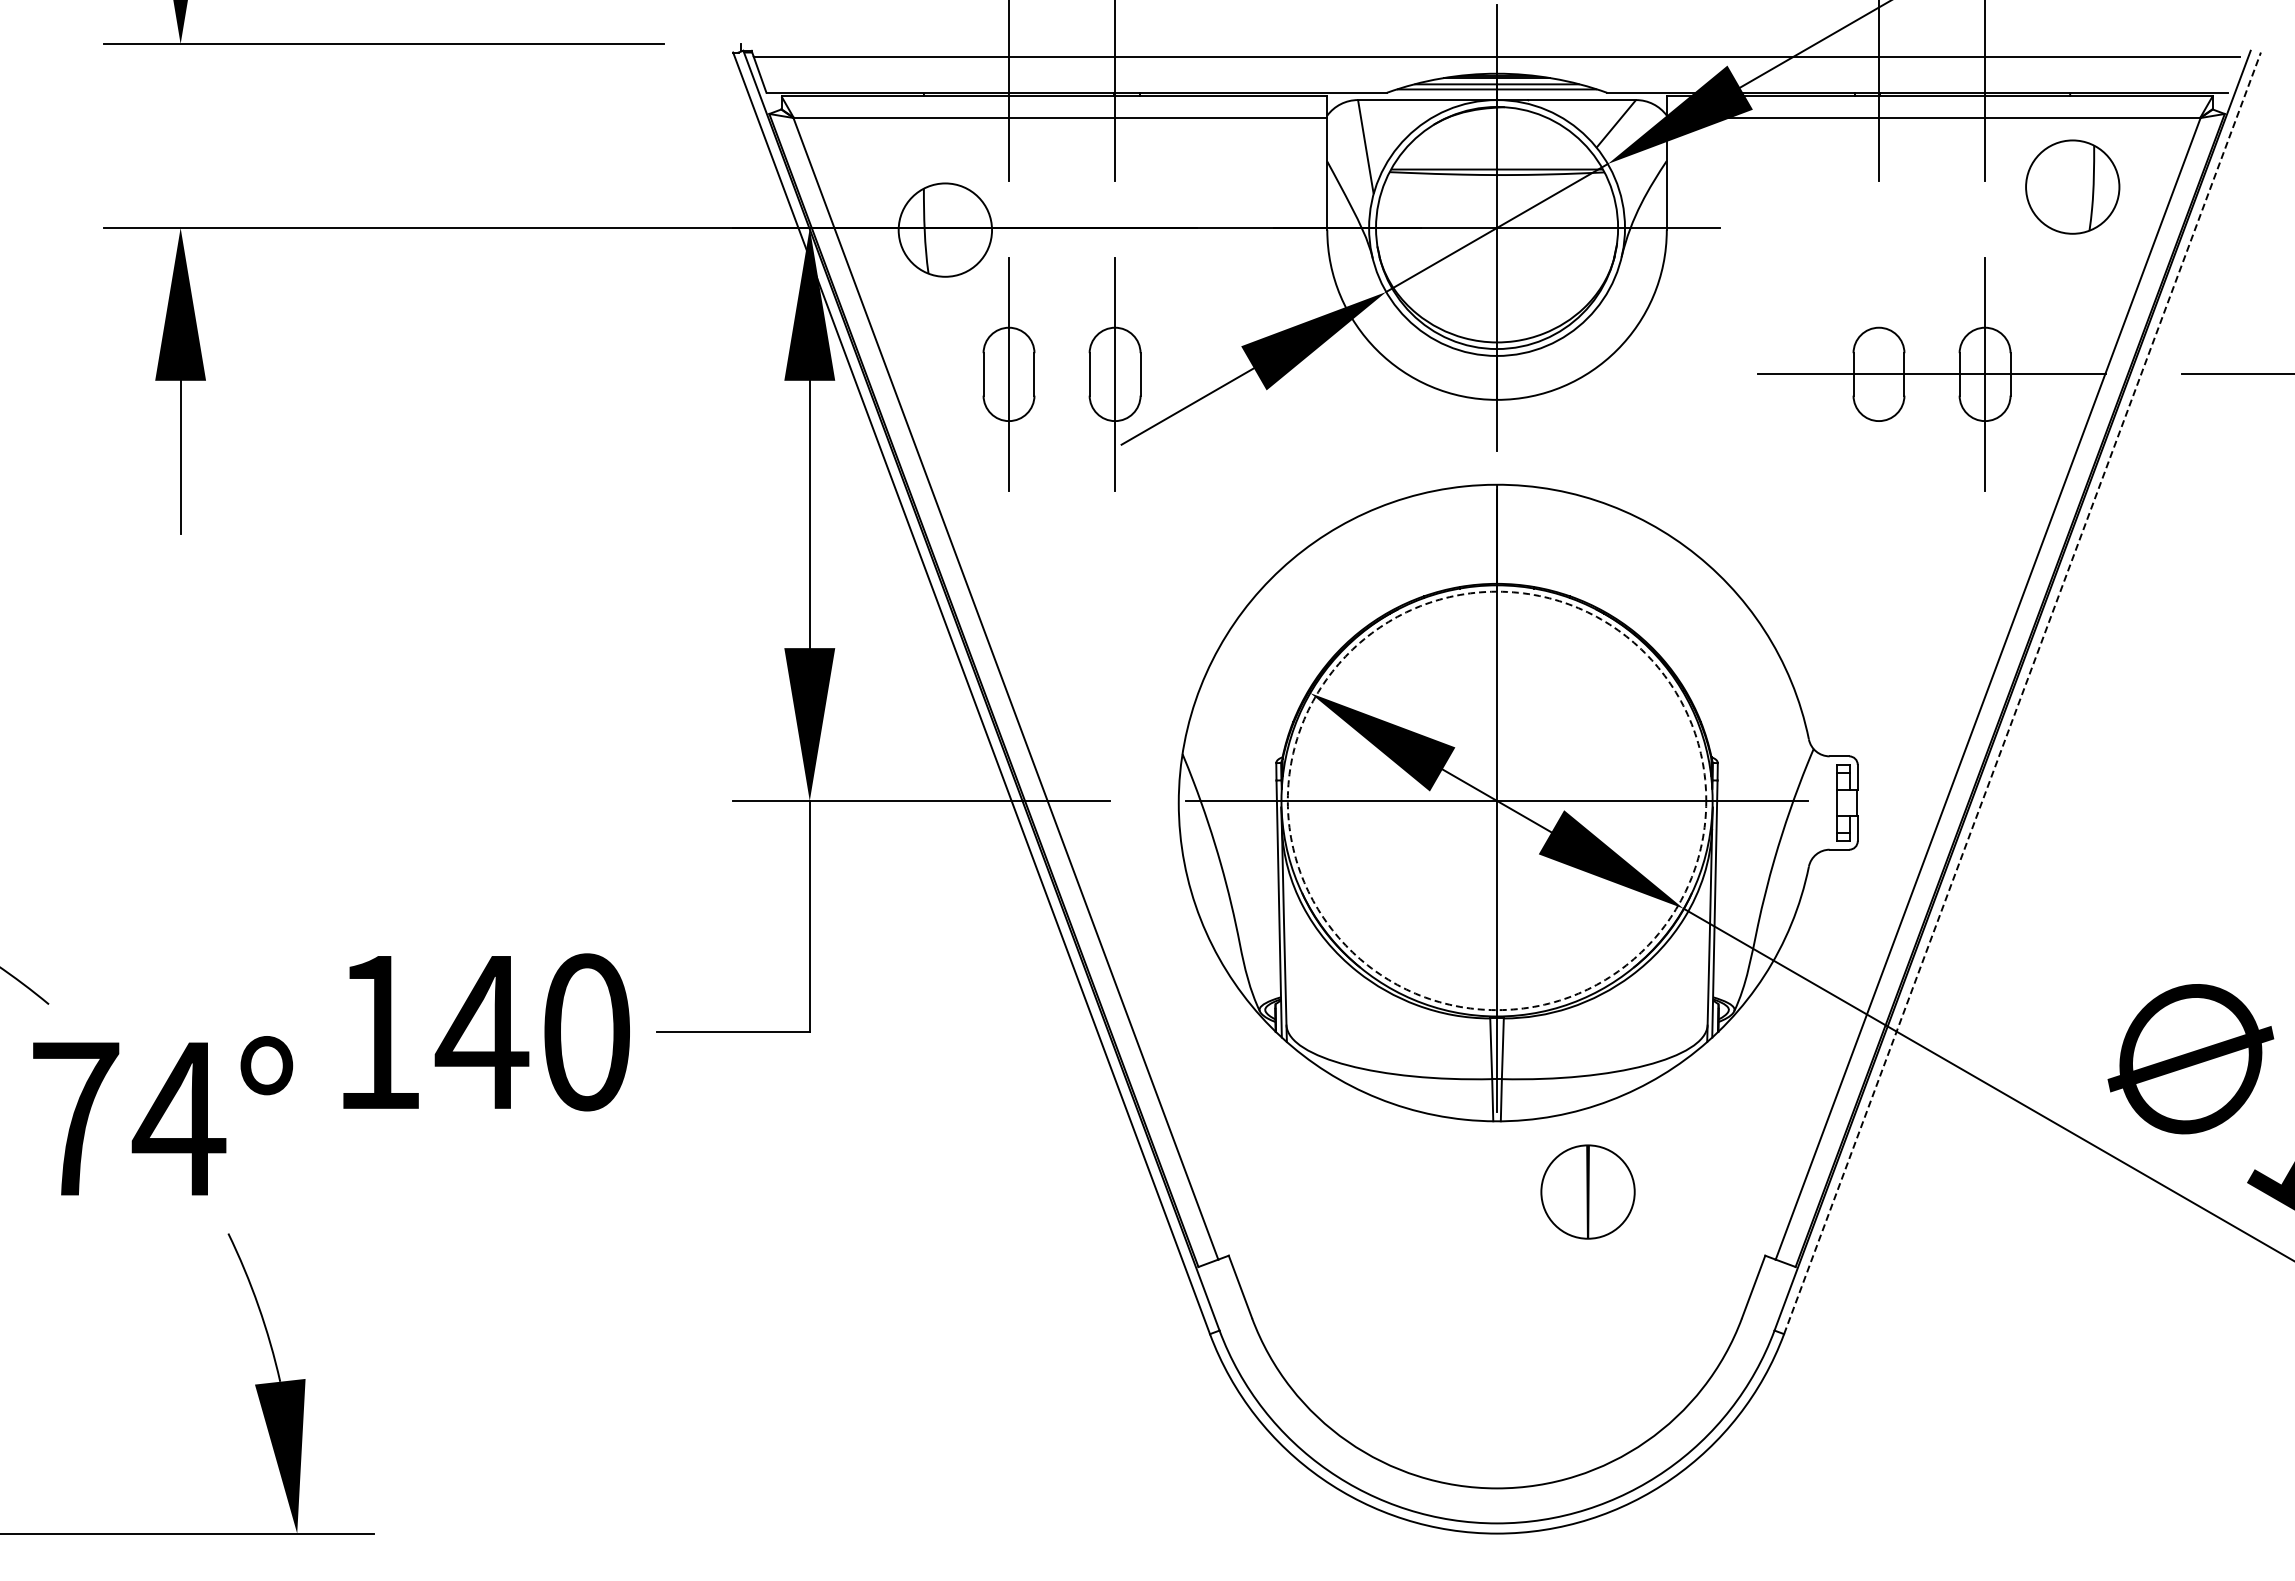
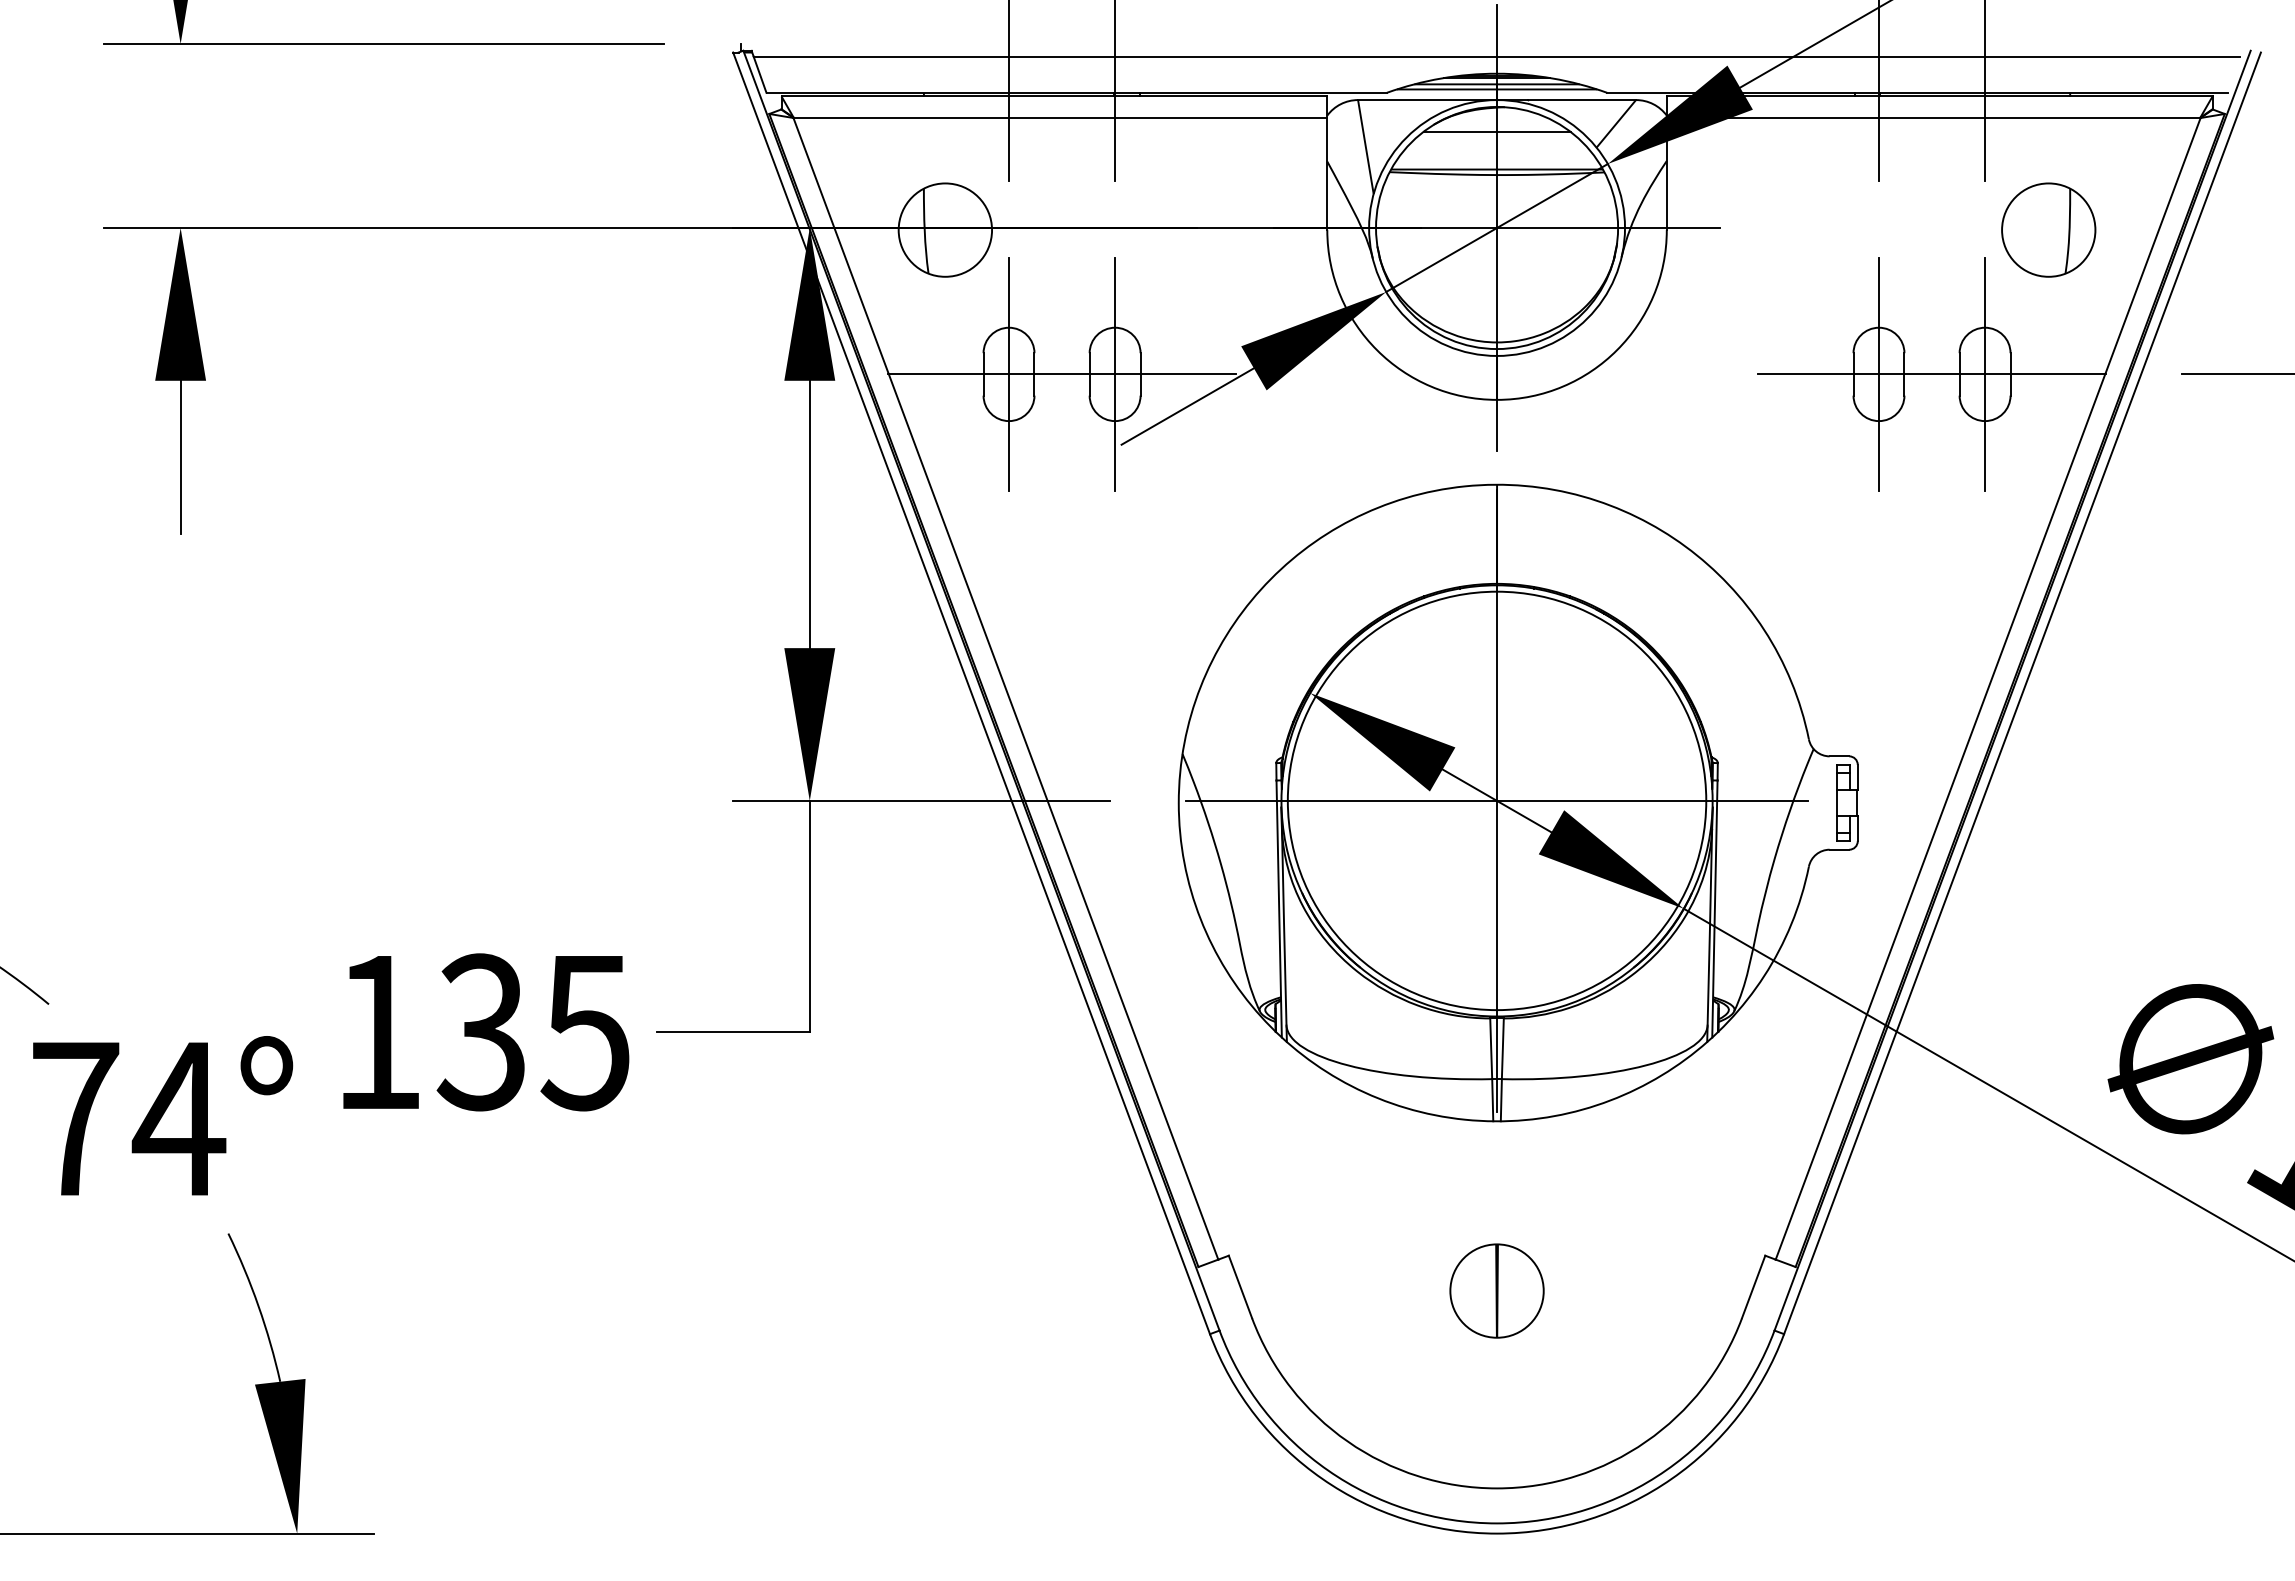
line: none -> present (1496, 131)
part position: (2072, 186) -> (2048, 229) (2048, 229)
line: none -> present (1062, 374)
line: none -> present (1878, 374)
line: dashed -> solid (2022, 693)
circle: dashed -> solid (1496, 800)
text: 140 -> 135 (531, 1032)
part position: (1587, 1191) -> (1496, 1290) (1496, 1290)
